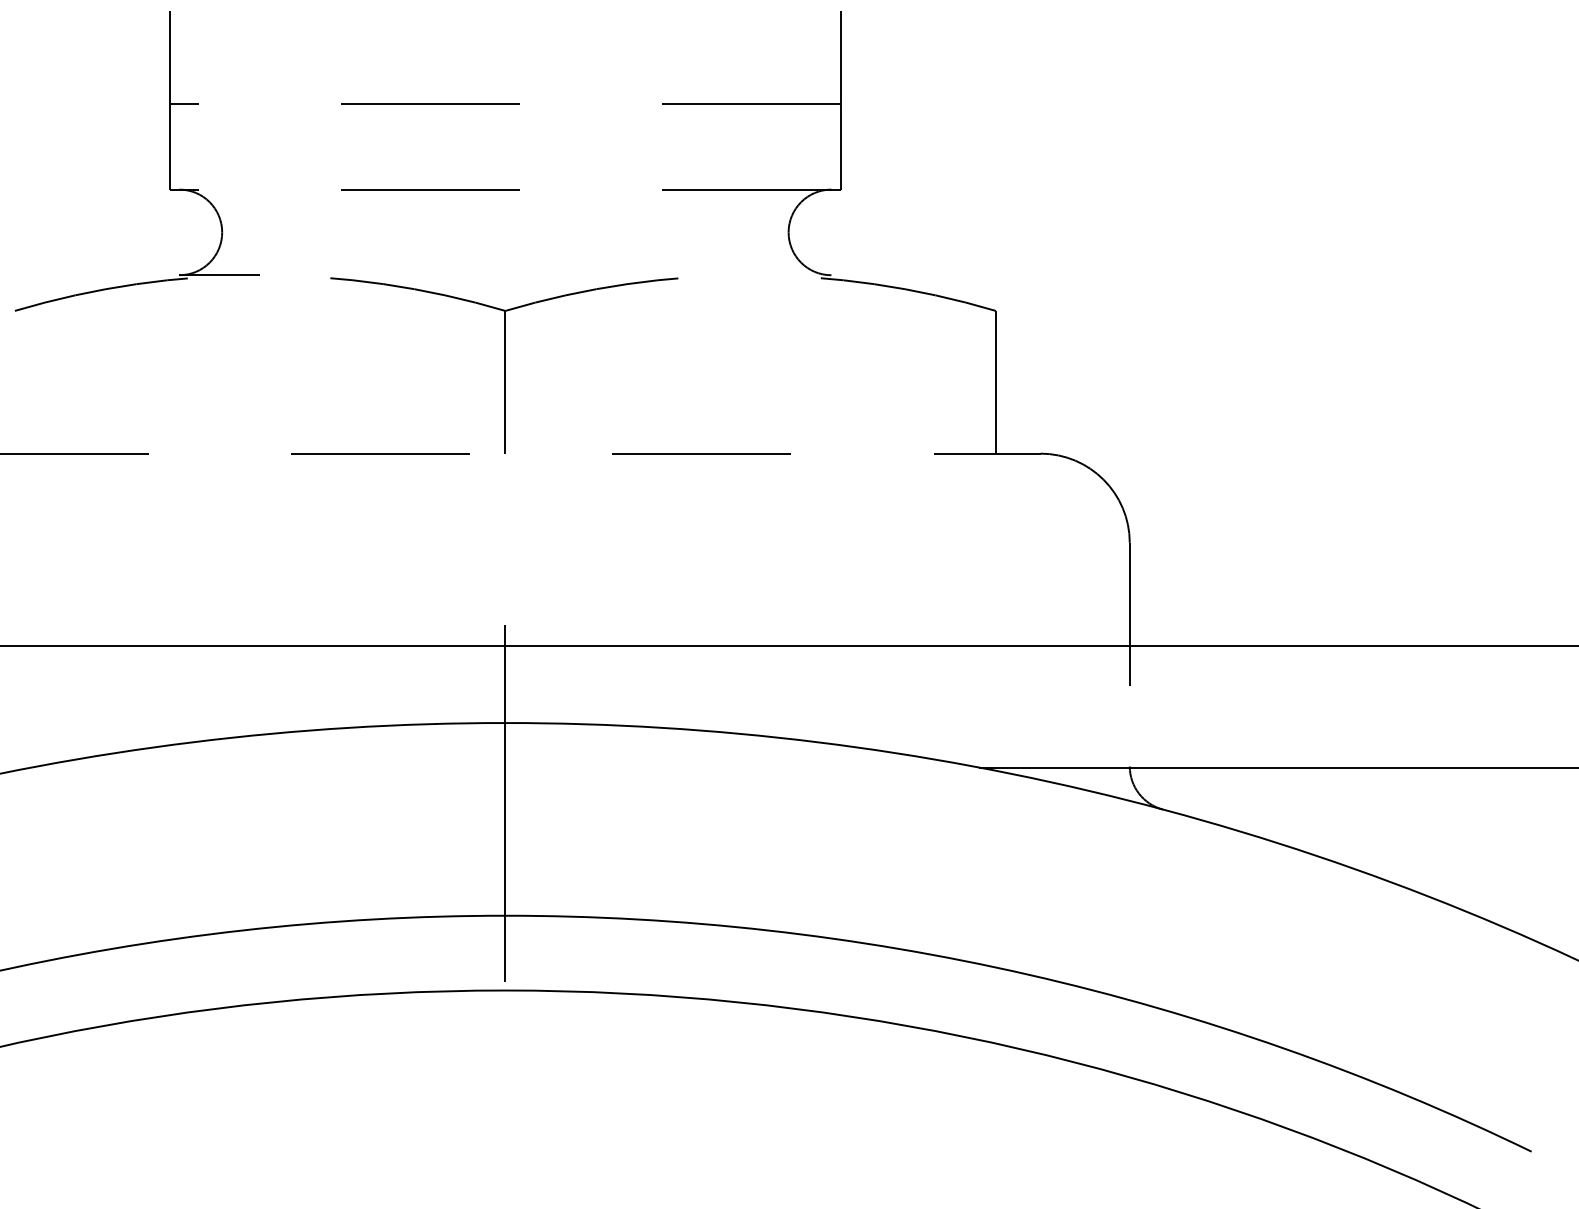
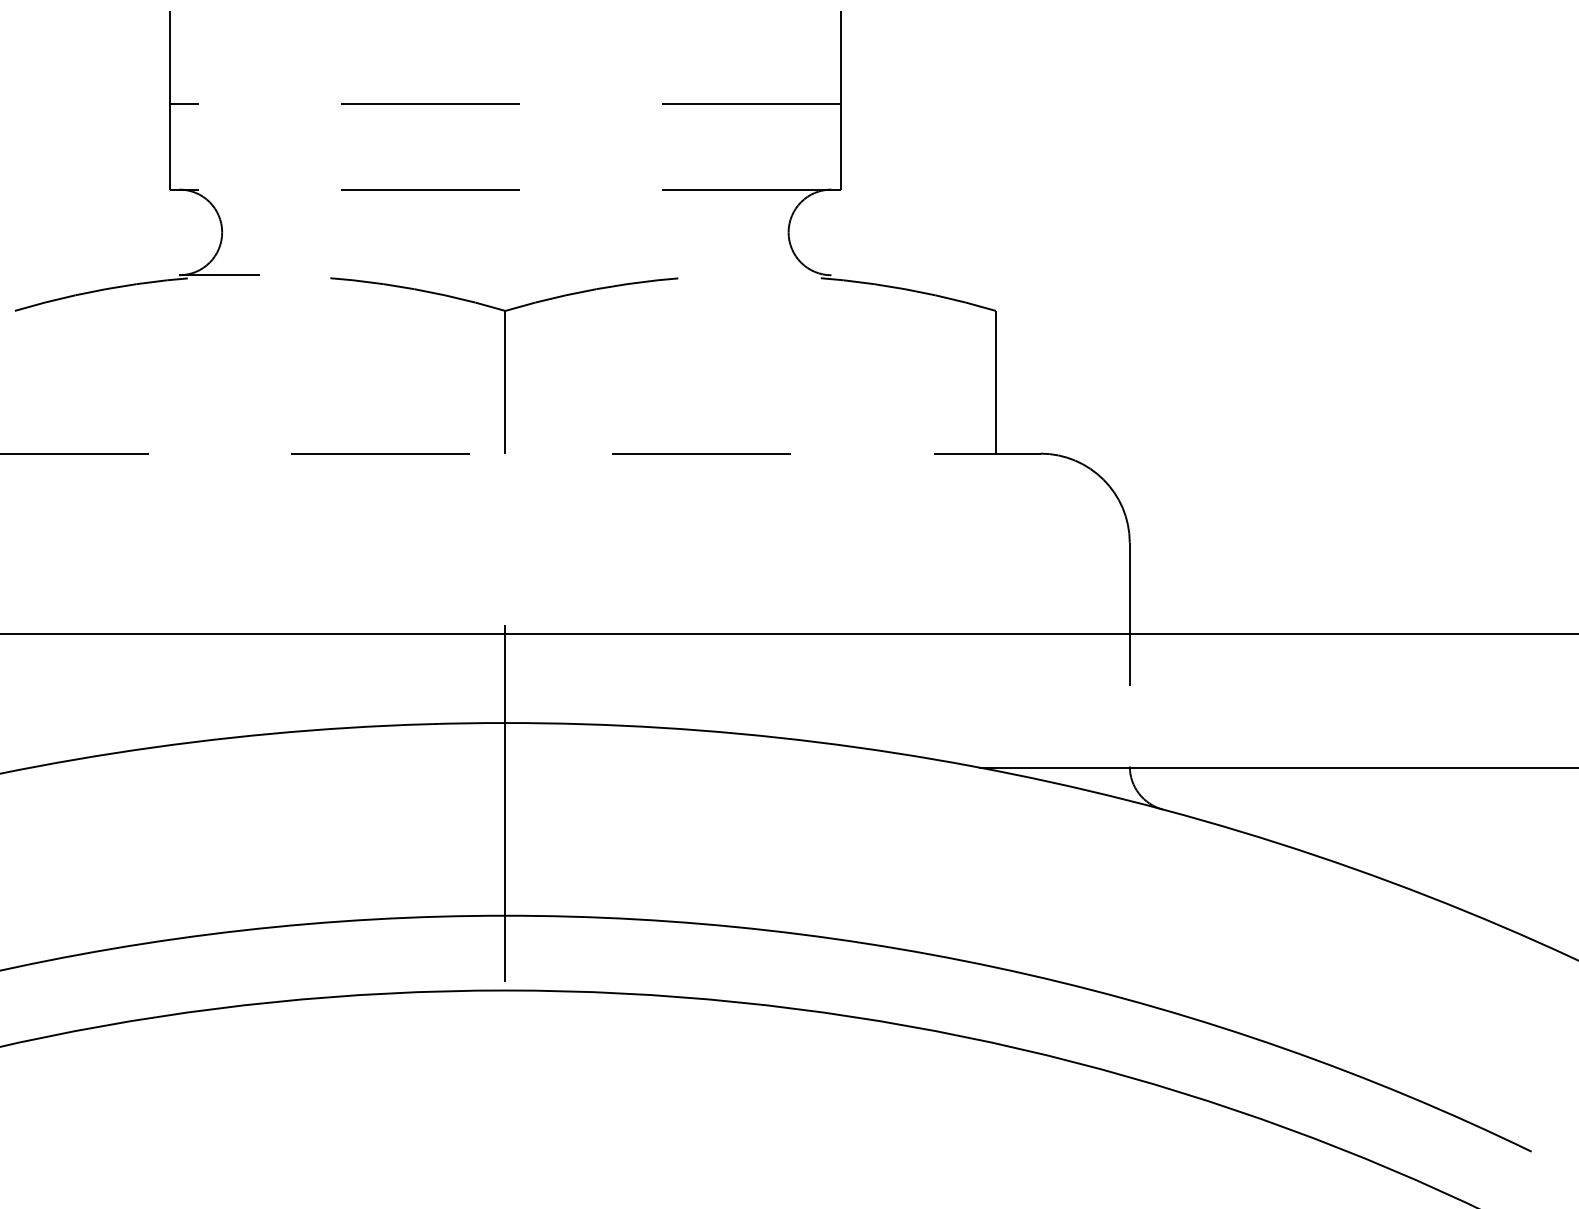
line position: (788, 645) -> (788, 633) (788, 633)
